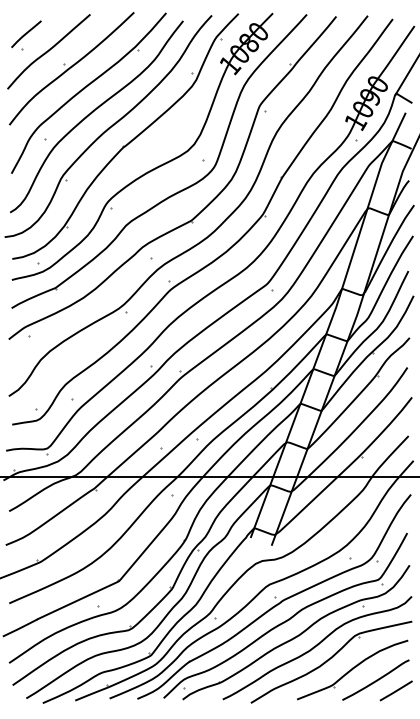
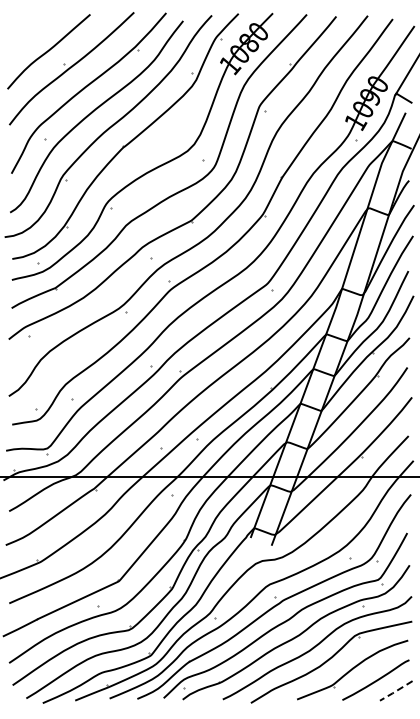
part: present -> none (26, 35)
line: solid -> dashed (395, 691)
